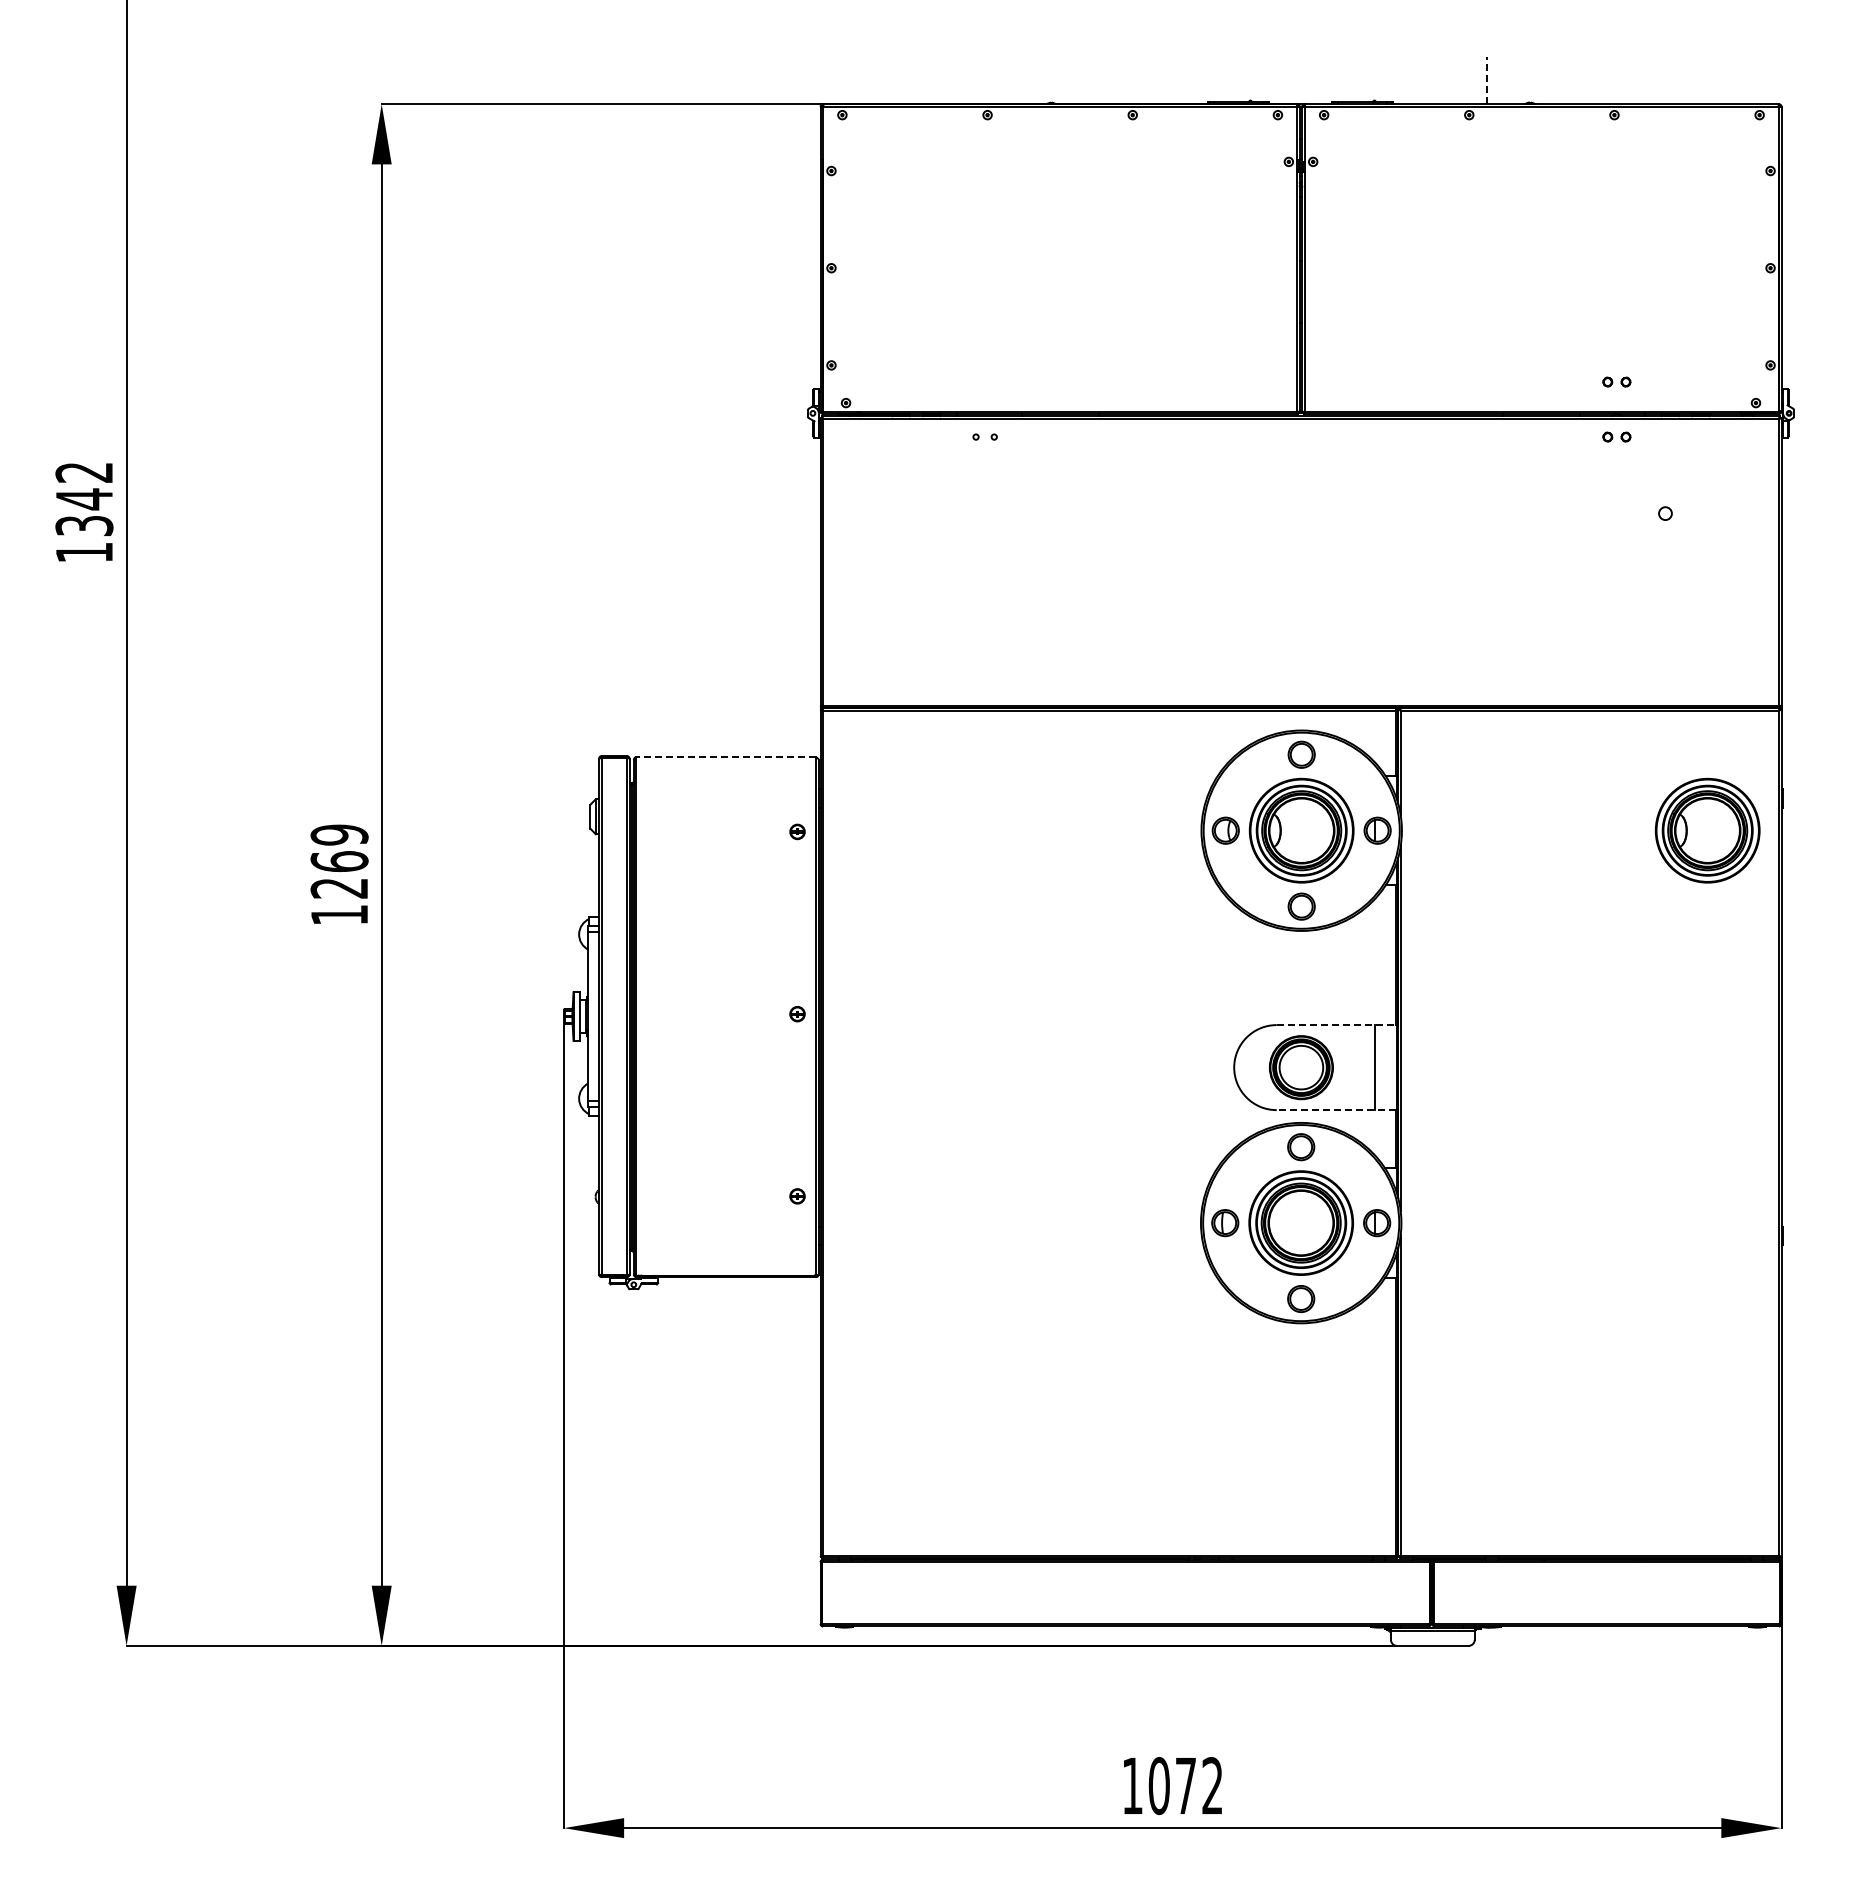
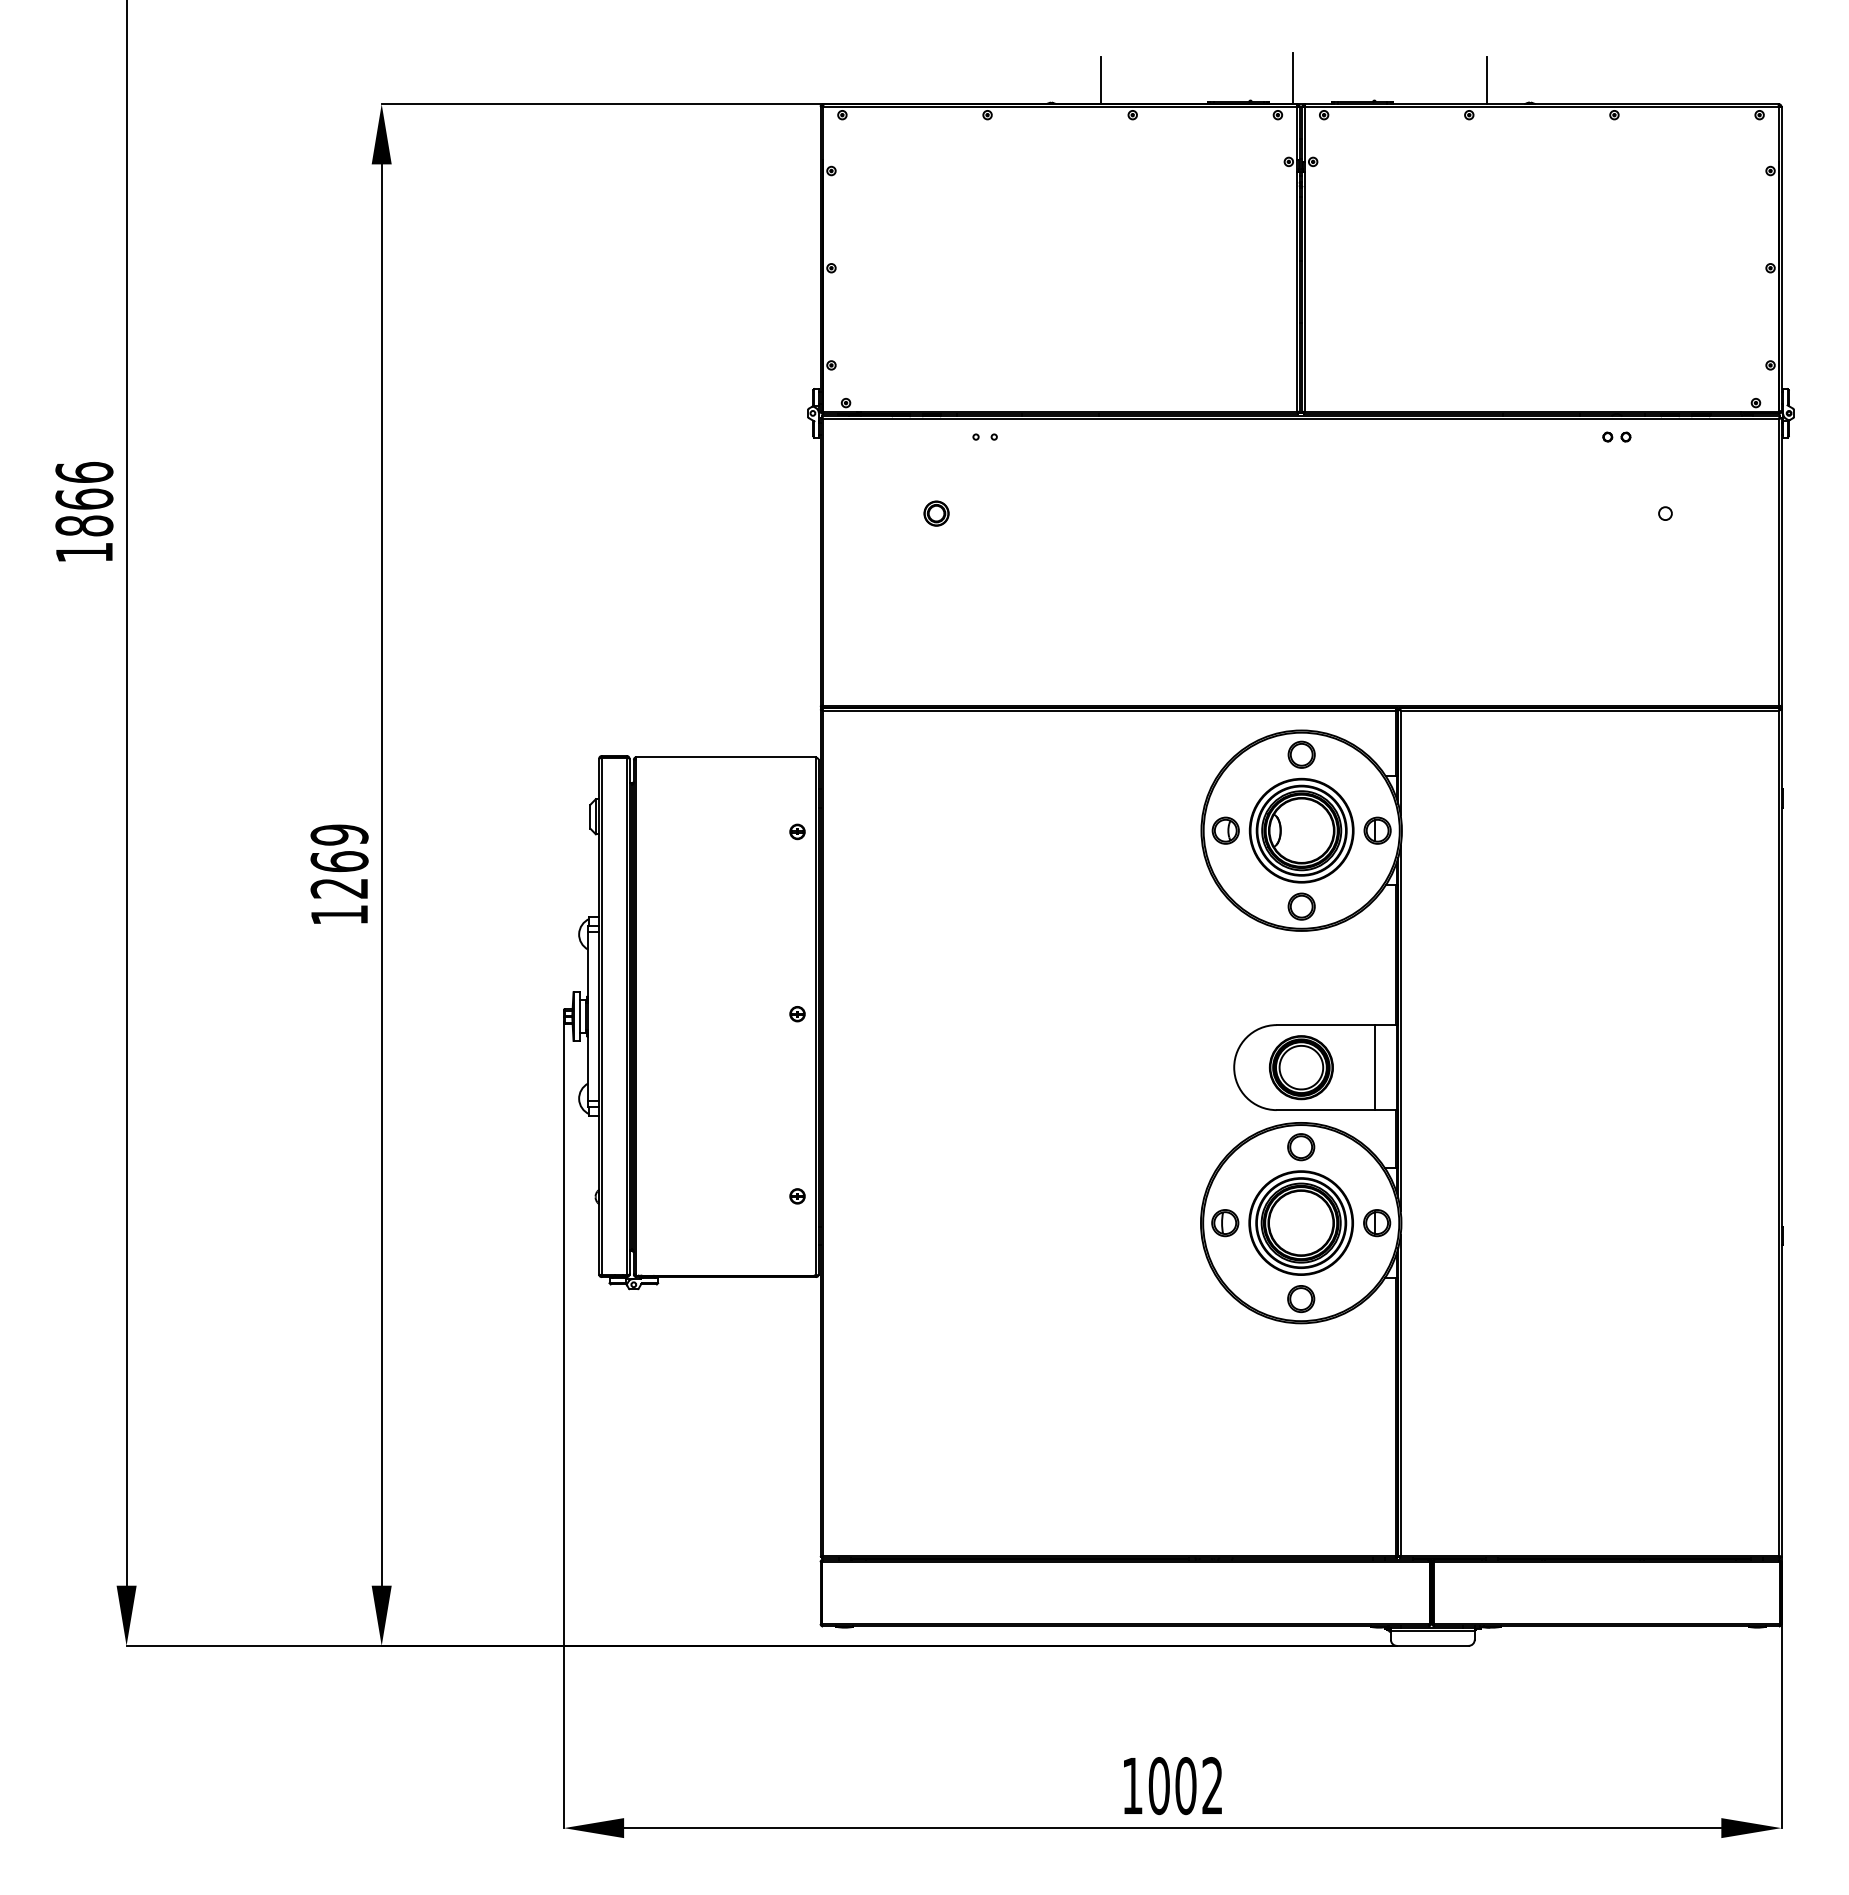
line: none -> present (1293, 78)
line: none -> present (1100, 79)
line: dashed -> solid (1486, 80)
part: present -> none (1616, 381)
text: 1342 -> 1866 (84, 499)
part: none -> present (936, 513)
line: dashed -> solid (726, 757)
part: present -> none (1707, 830)
line: dashed -> solid (1336, 1025)
line: dashed -> solid (1335, 1110)
text: 1072 -> 1002 (1185, 1786)
